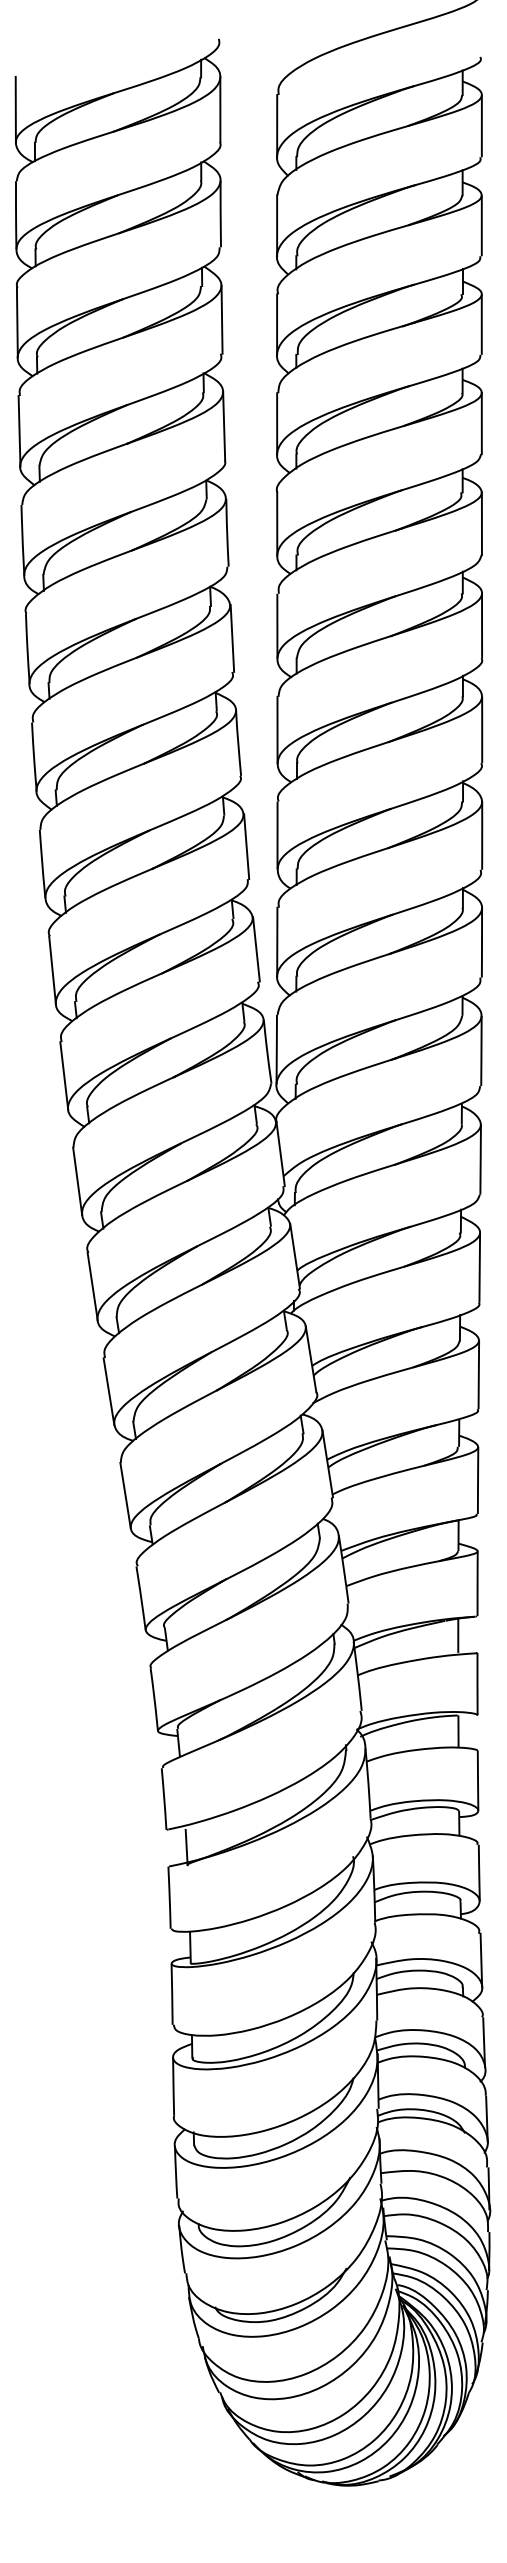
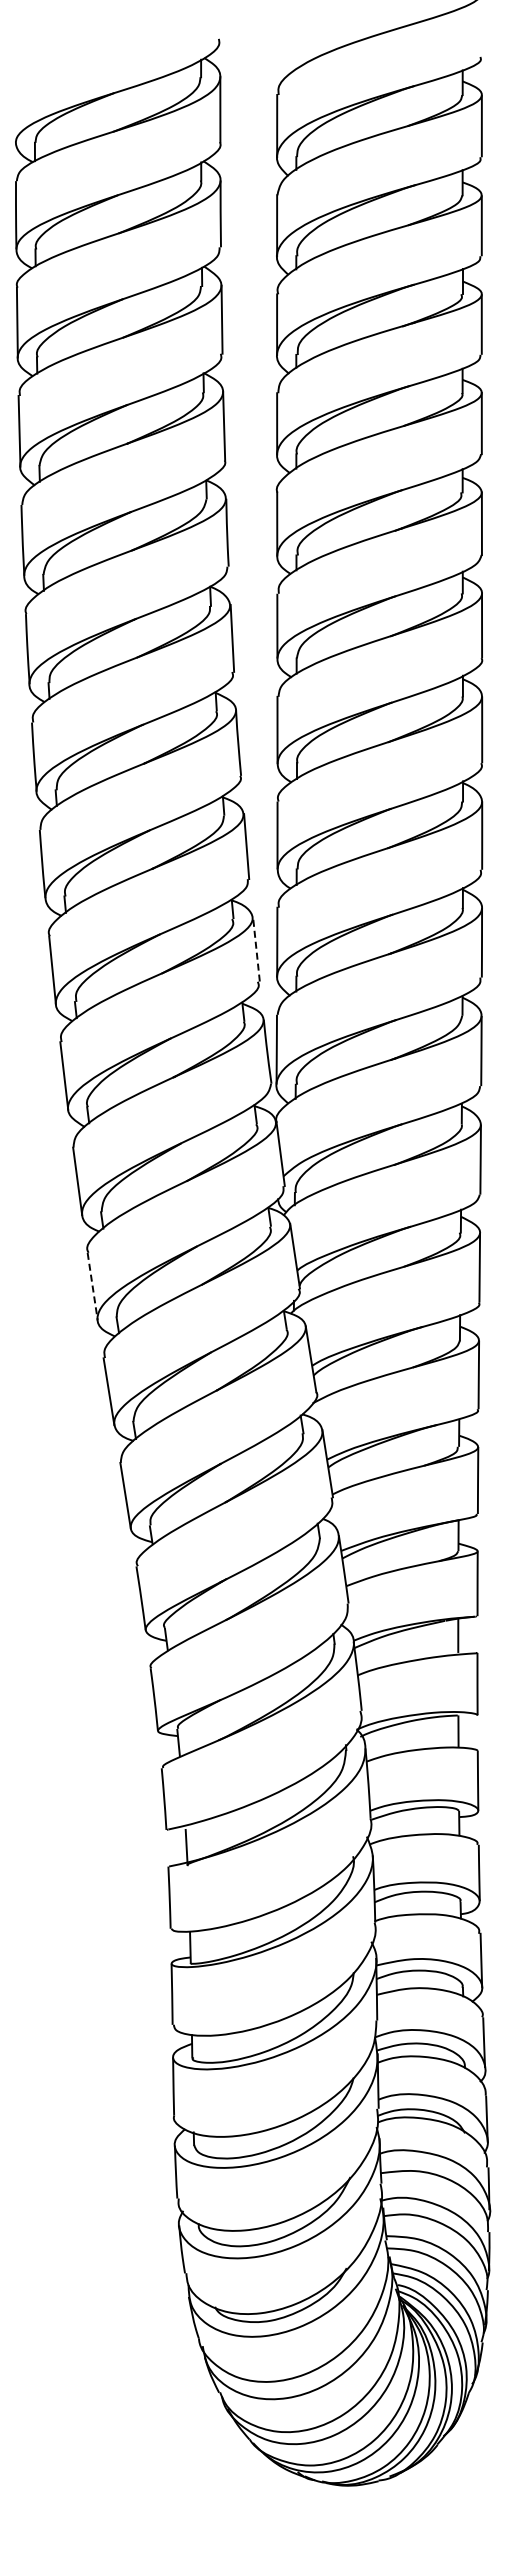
line: present -> none (15, 109)
line: solid -> dashed (256, 948)
line: solid -> dashed (92, 1287)
